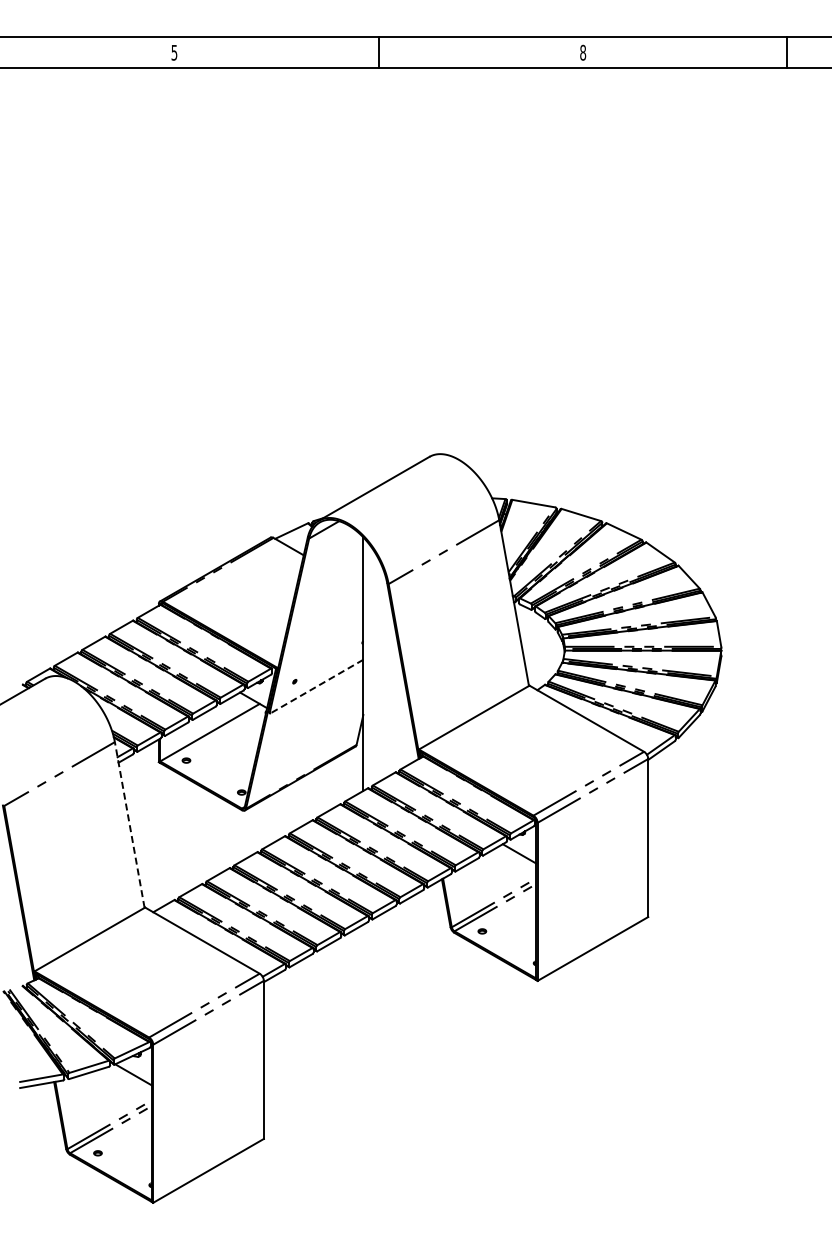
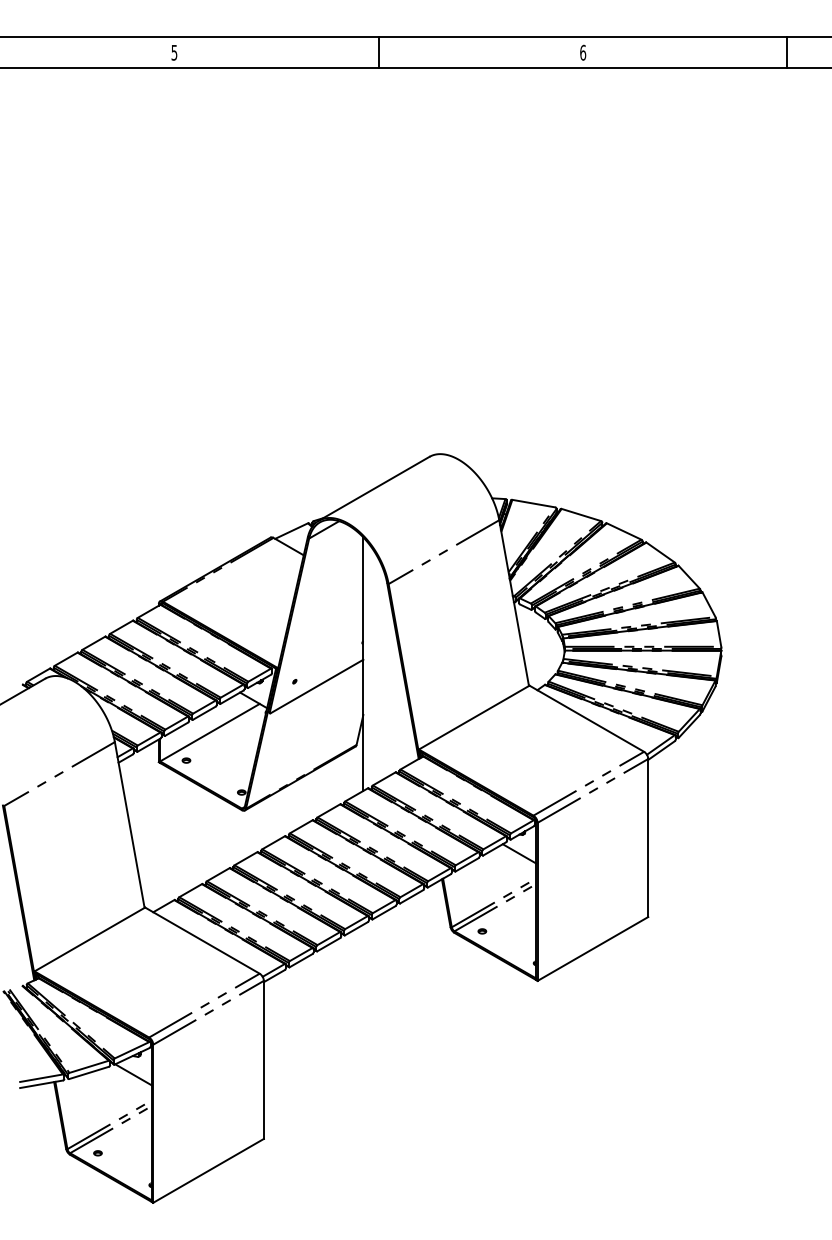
text: 8 -> 6 (583, 52)
line: dashed -> solid (316, 686)
line: dashed -> solid (129, 824)
